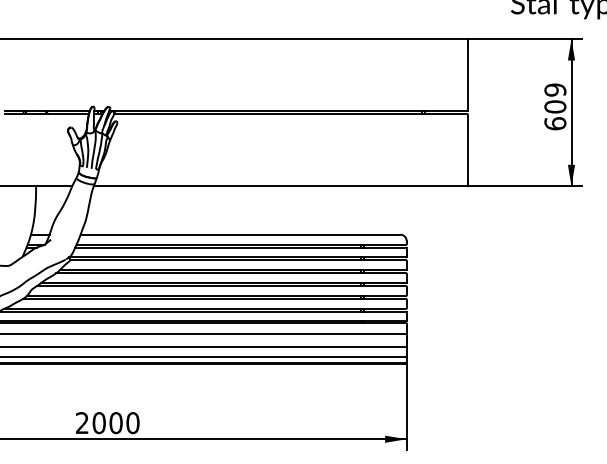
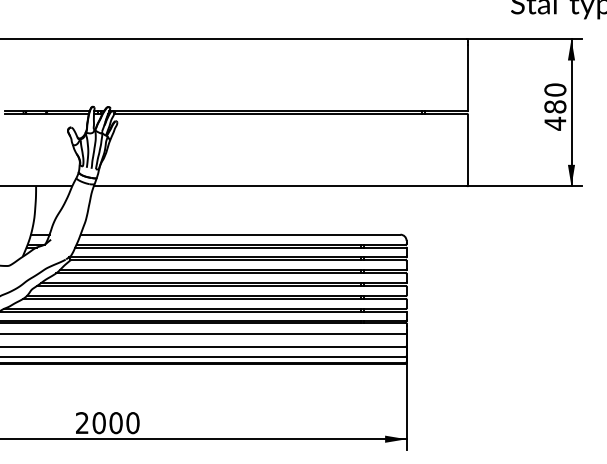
text: 609 -> 480 (555, 106)
